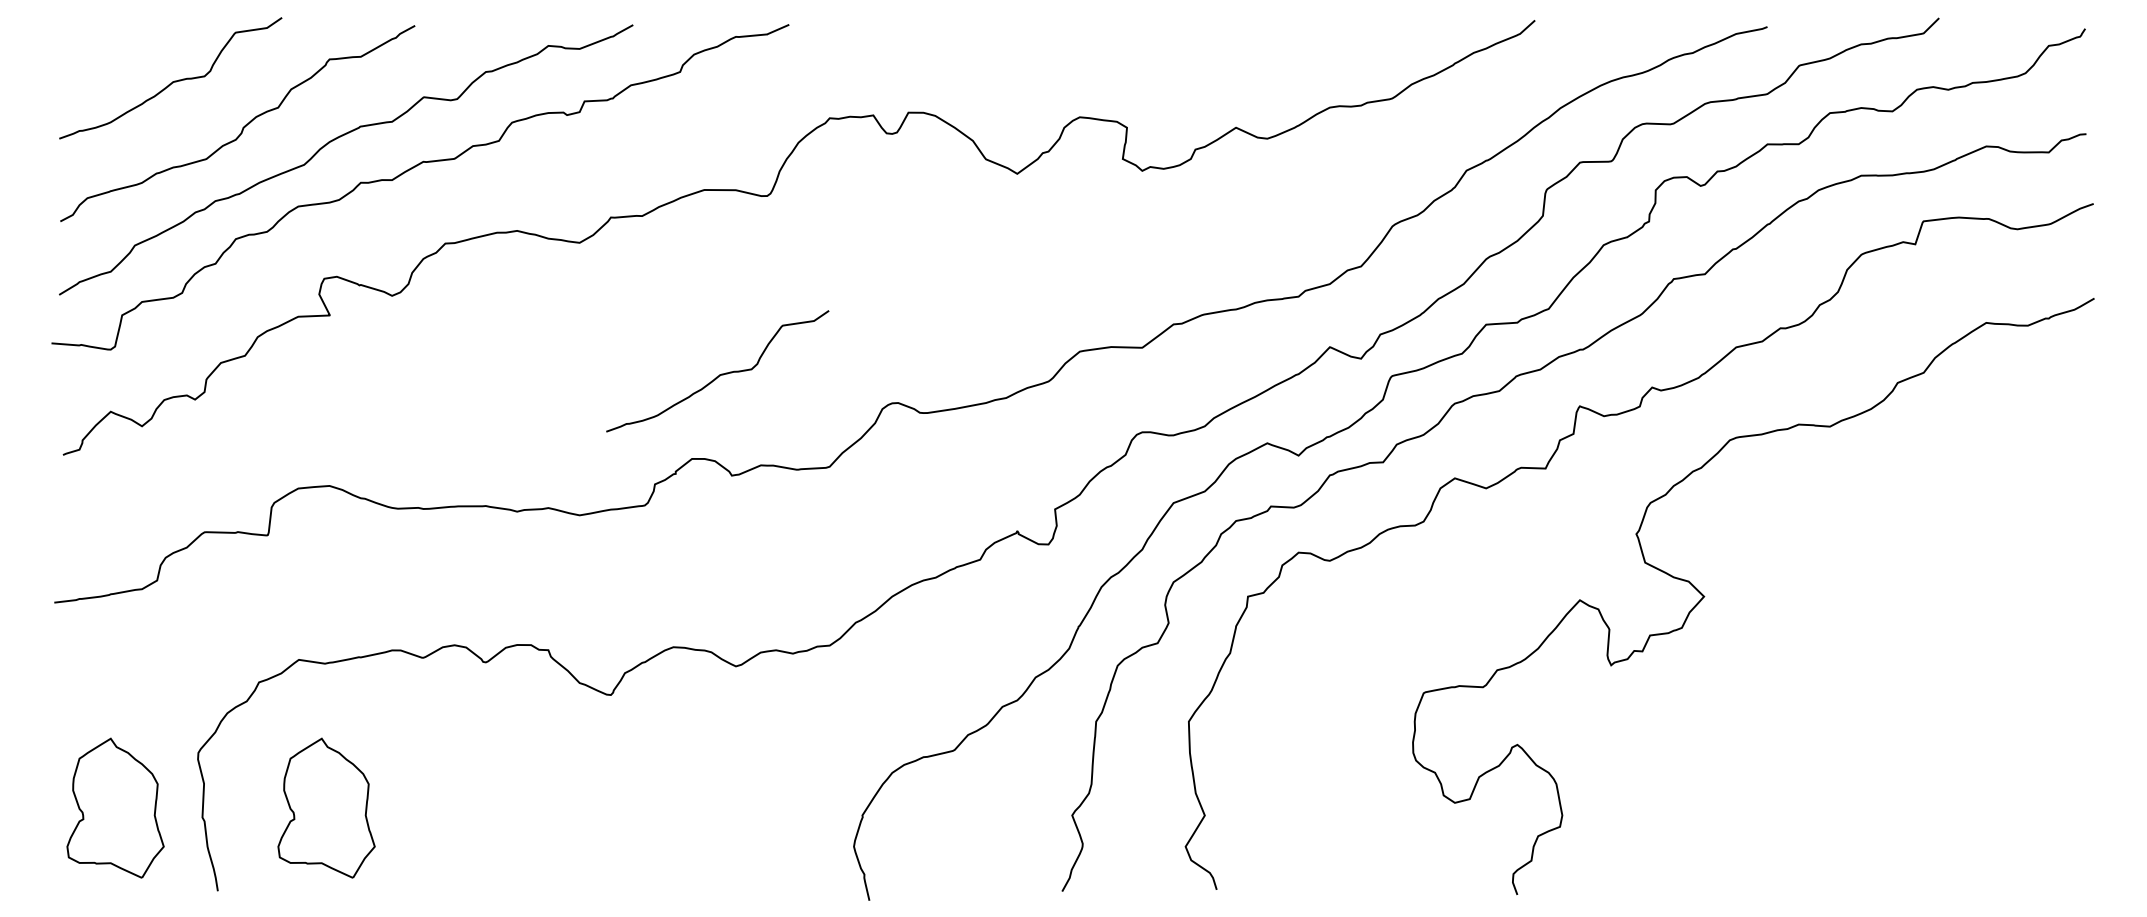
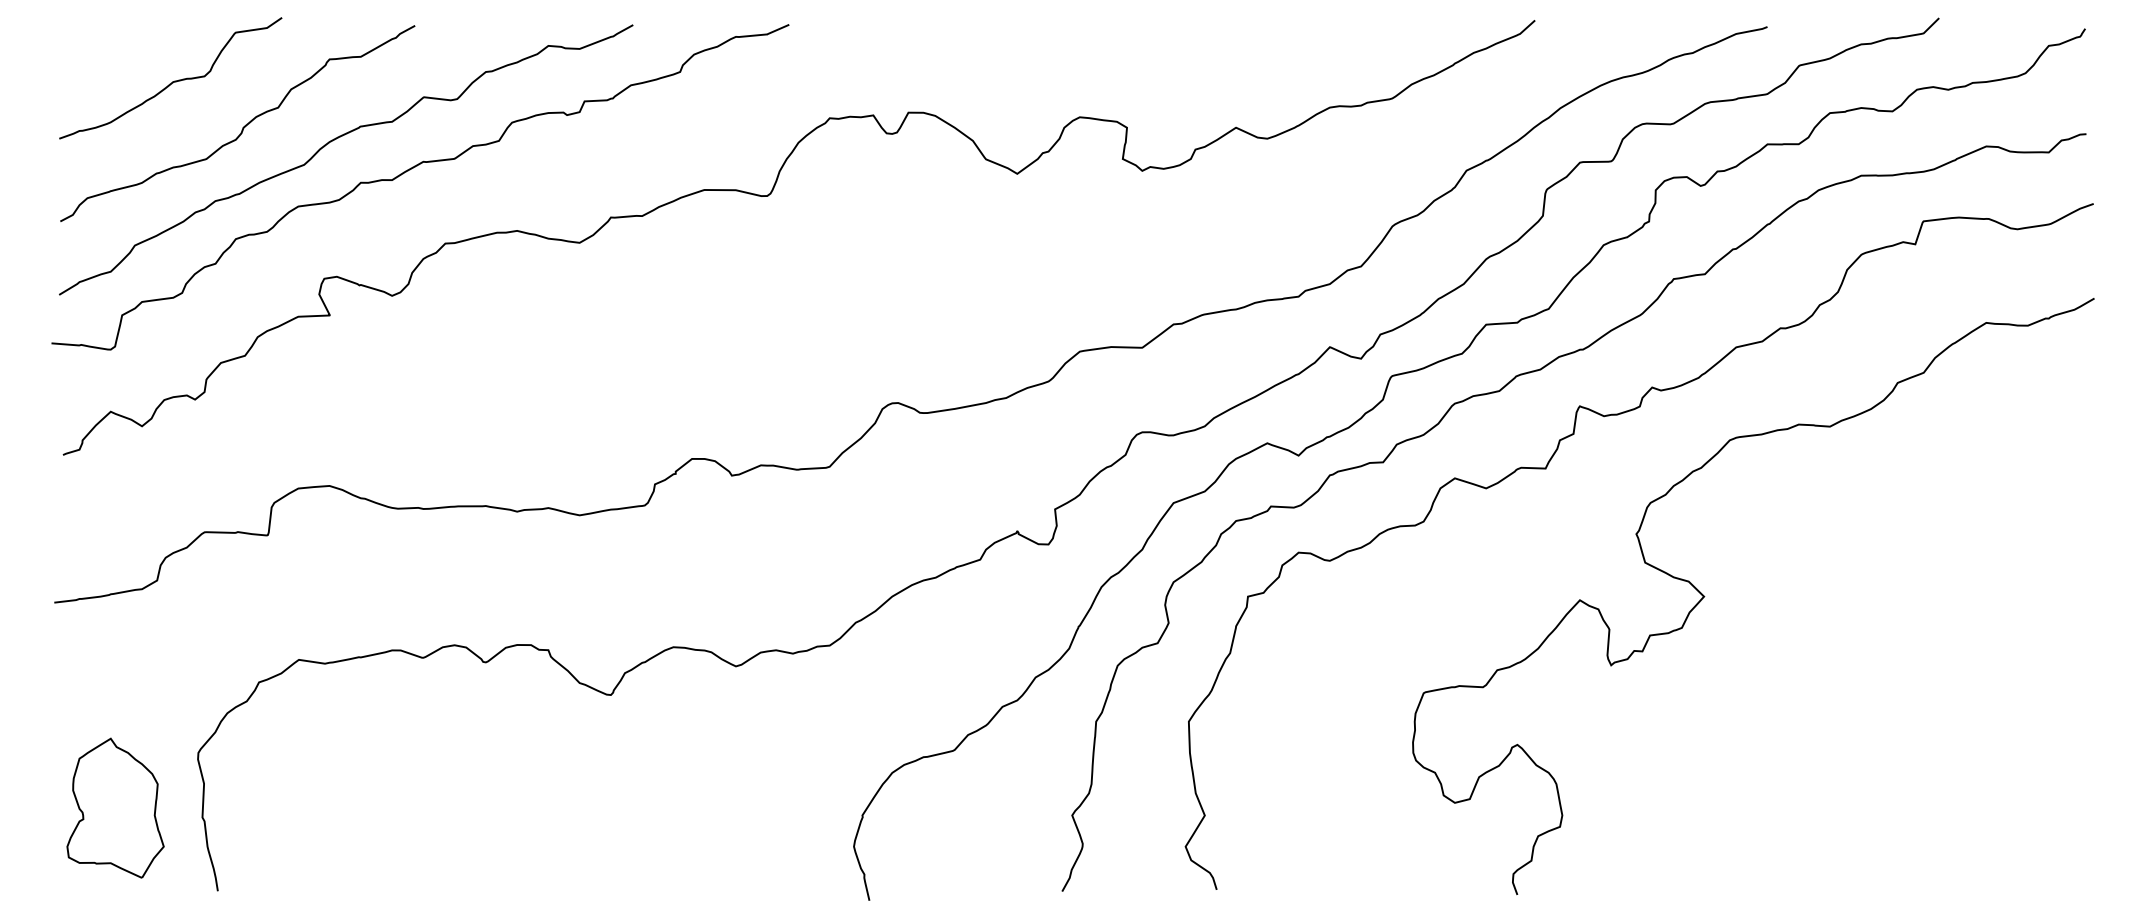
curve: present -> none (719, 374)
part: present -> none (326, 807)
